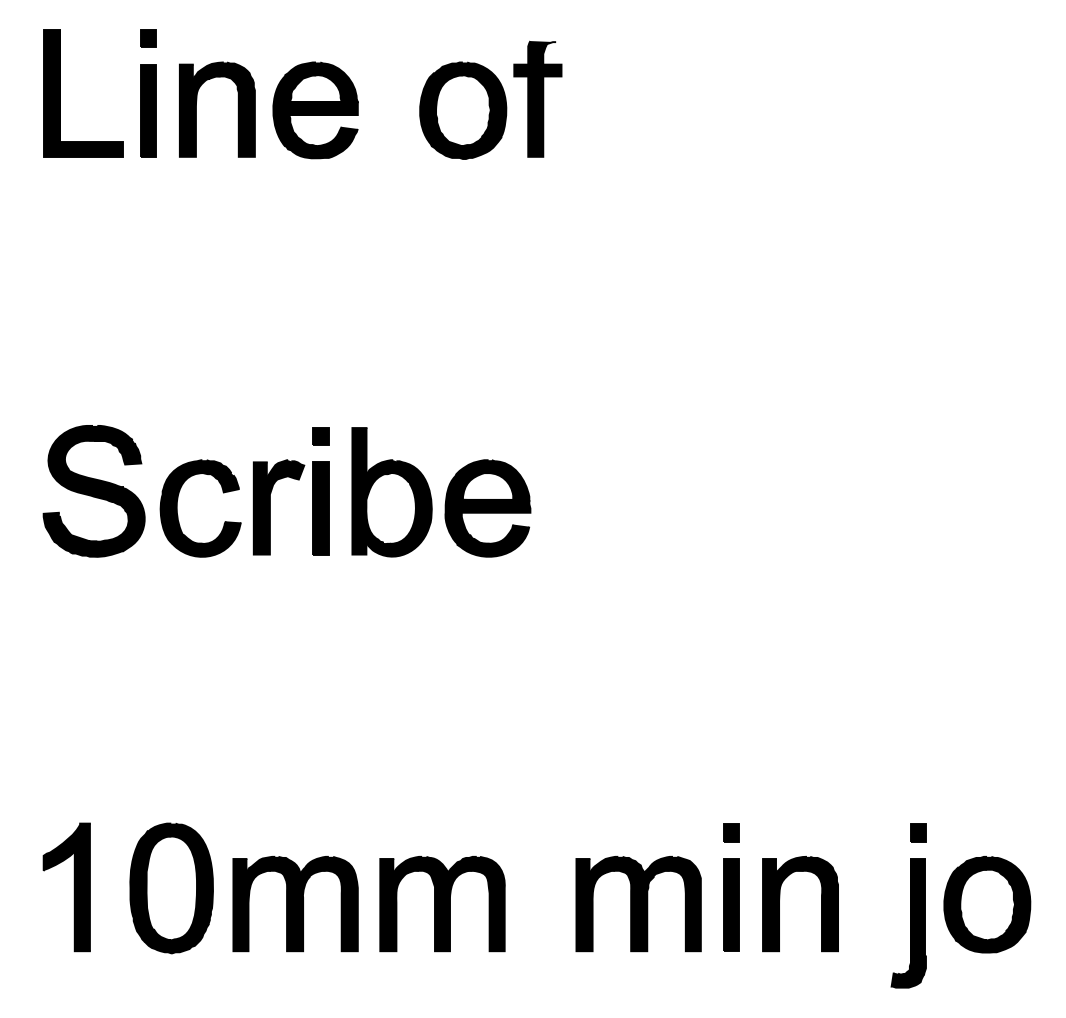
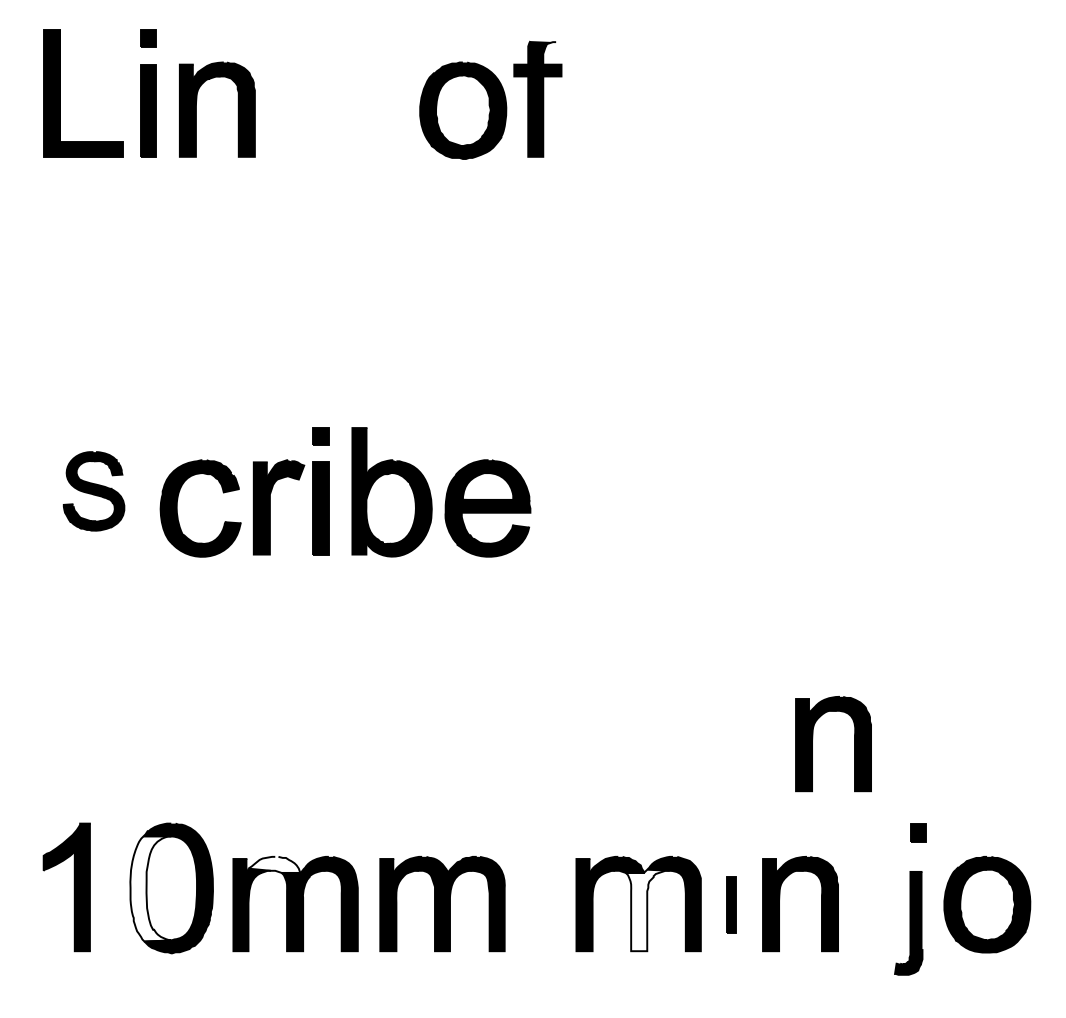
part: present -> none (315, 110)
part size: 104x133 px -> 64x81 px (93, 491)
part: none -> present (813, 738)
part: present -> none (731, 832)
fill: present -> none (274, 864)
fill: present -> none (150, 888)
part size: 17x94 px -> 11x58 px (731, 904)
fill: present -> none (647, 910)
part size: 37x131 px -> 30x105 px (908, 923)
